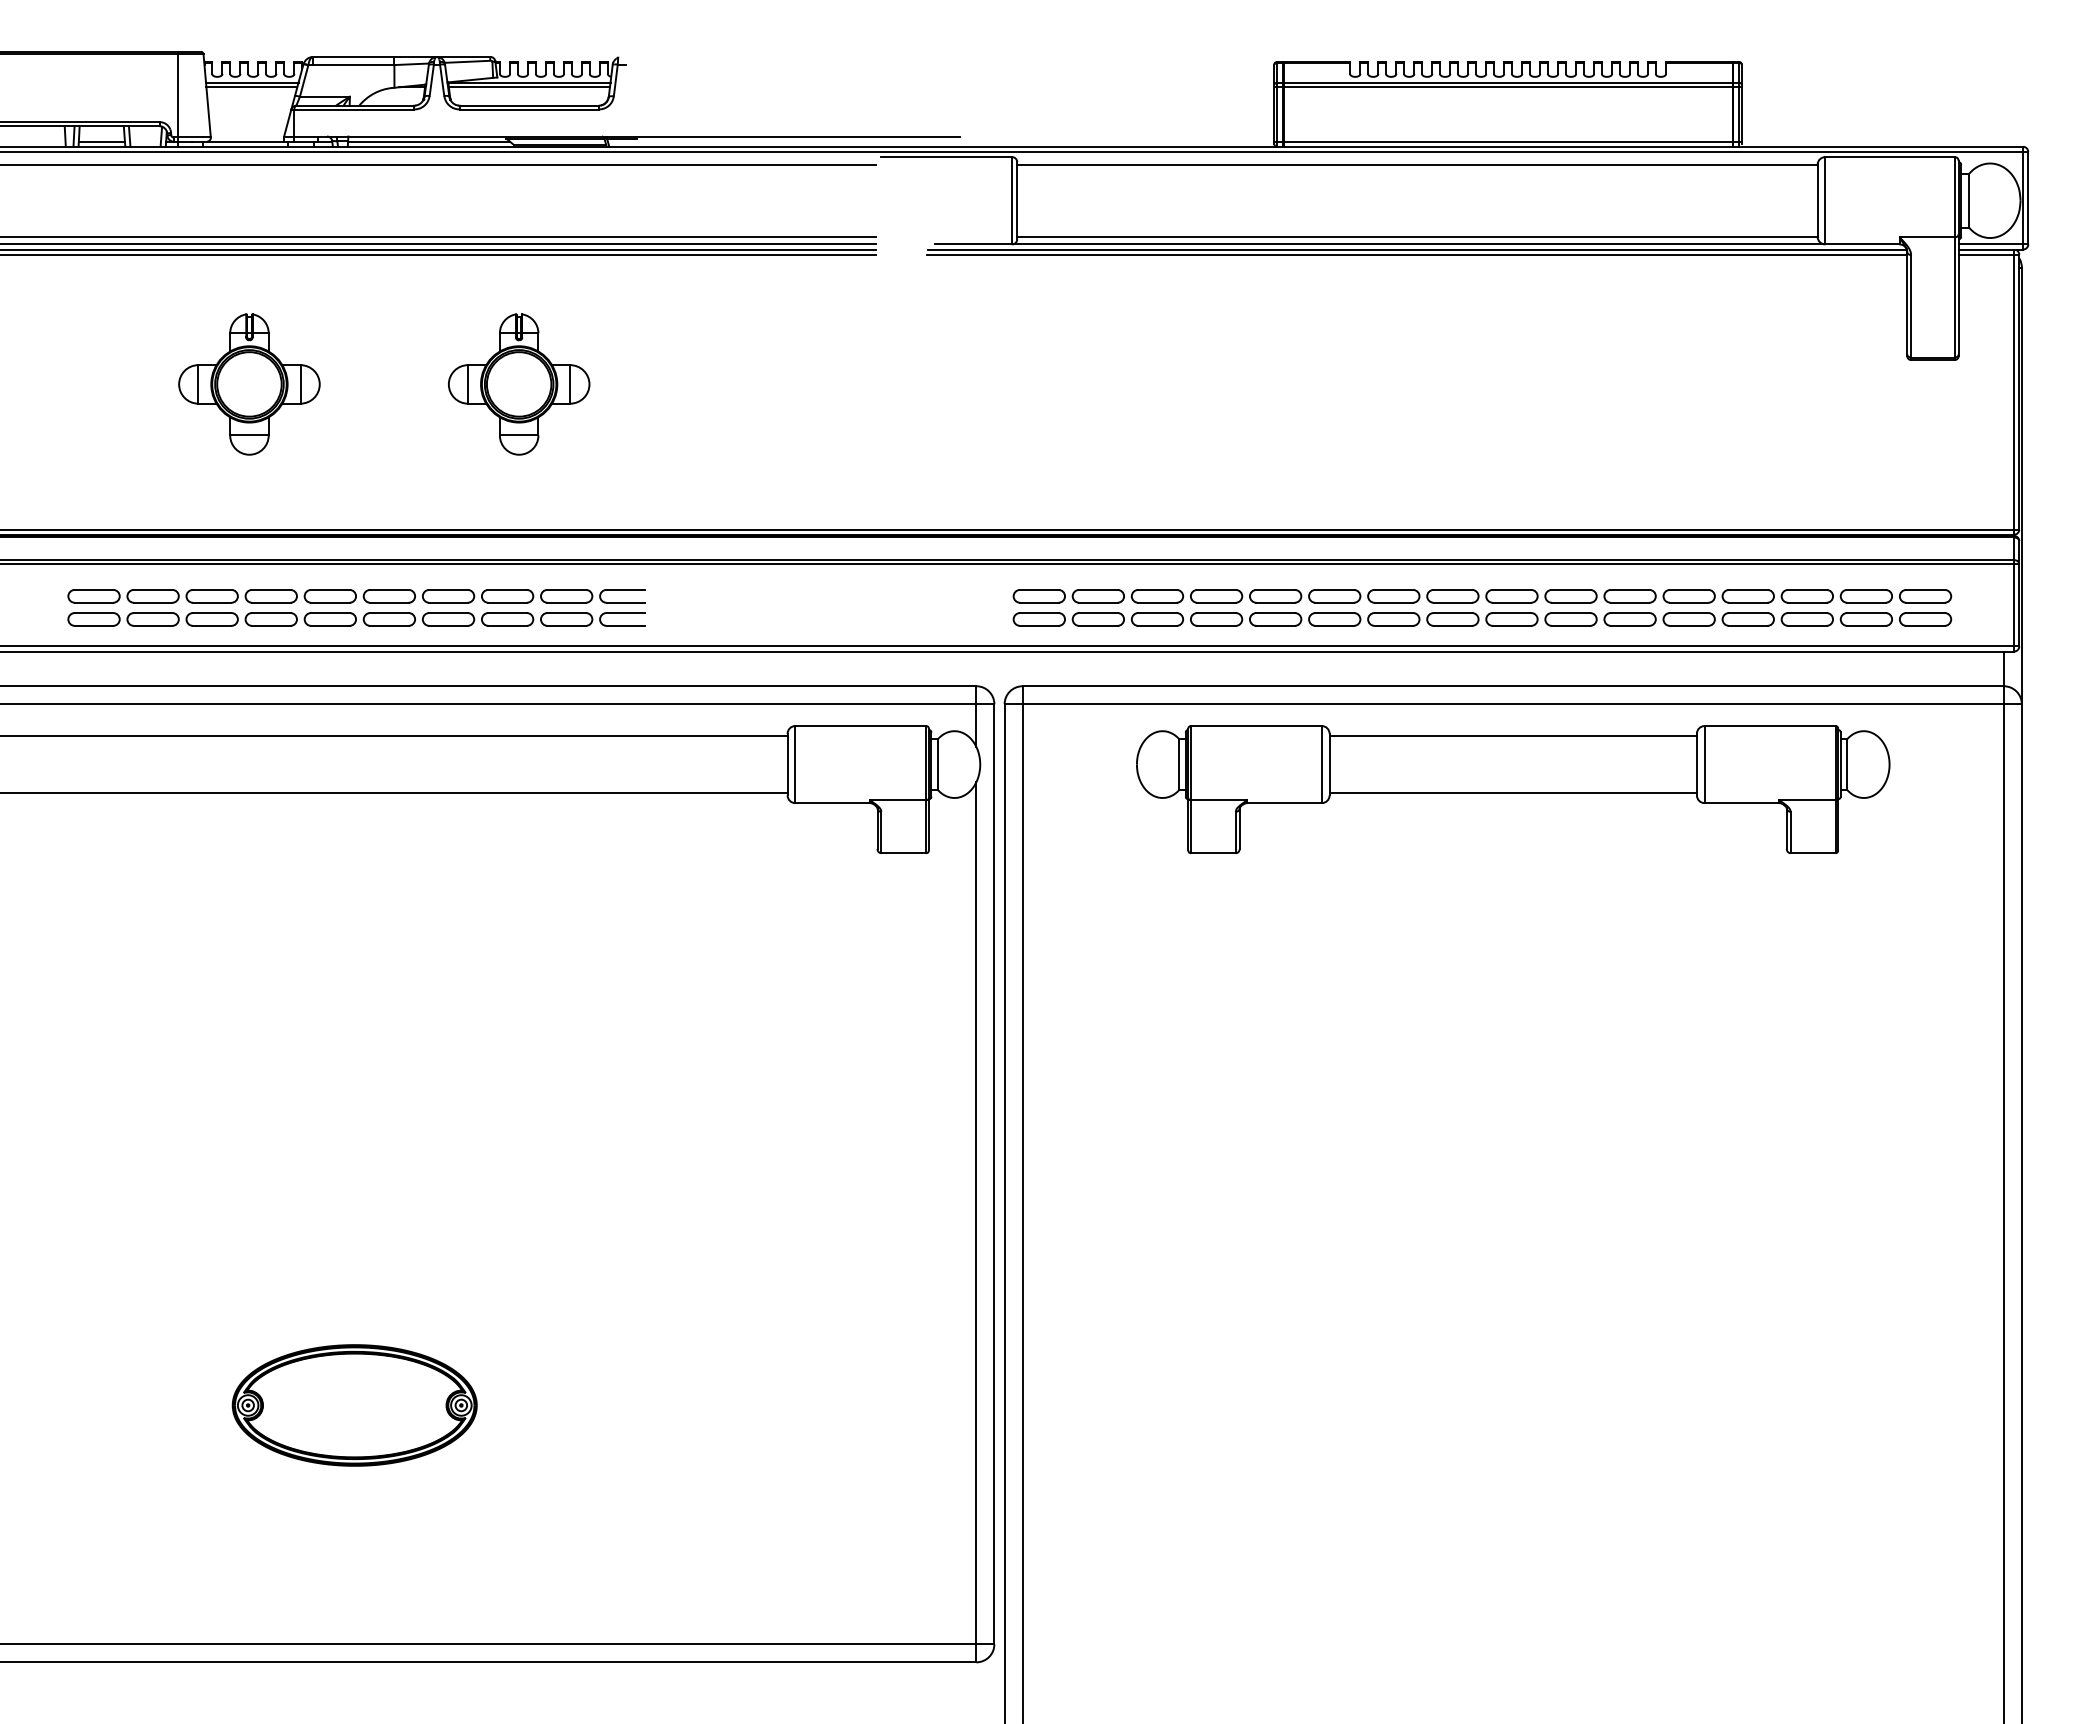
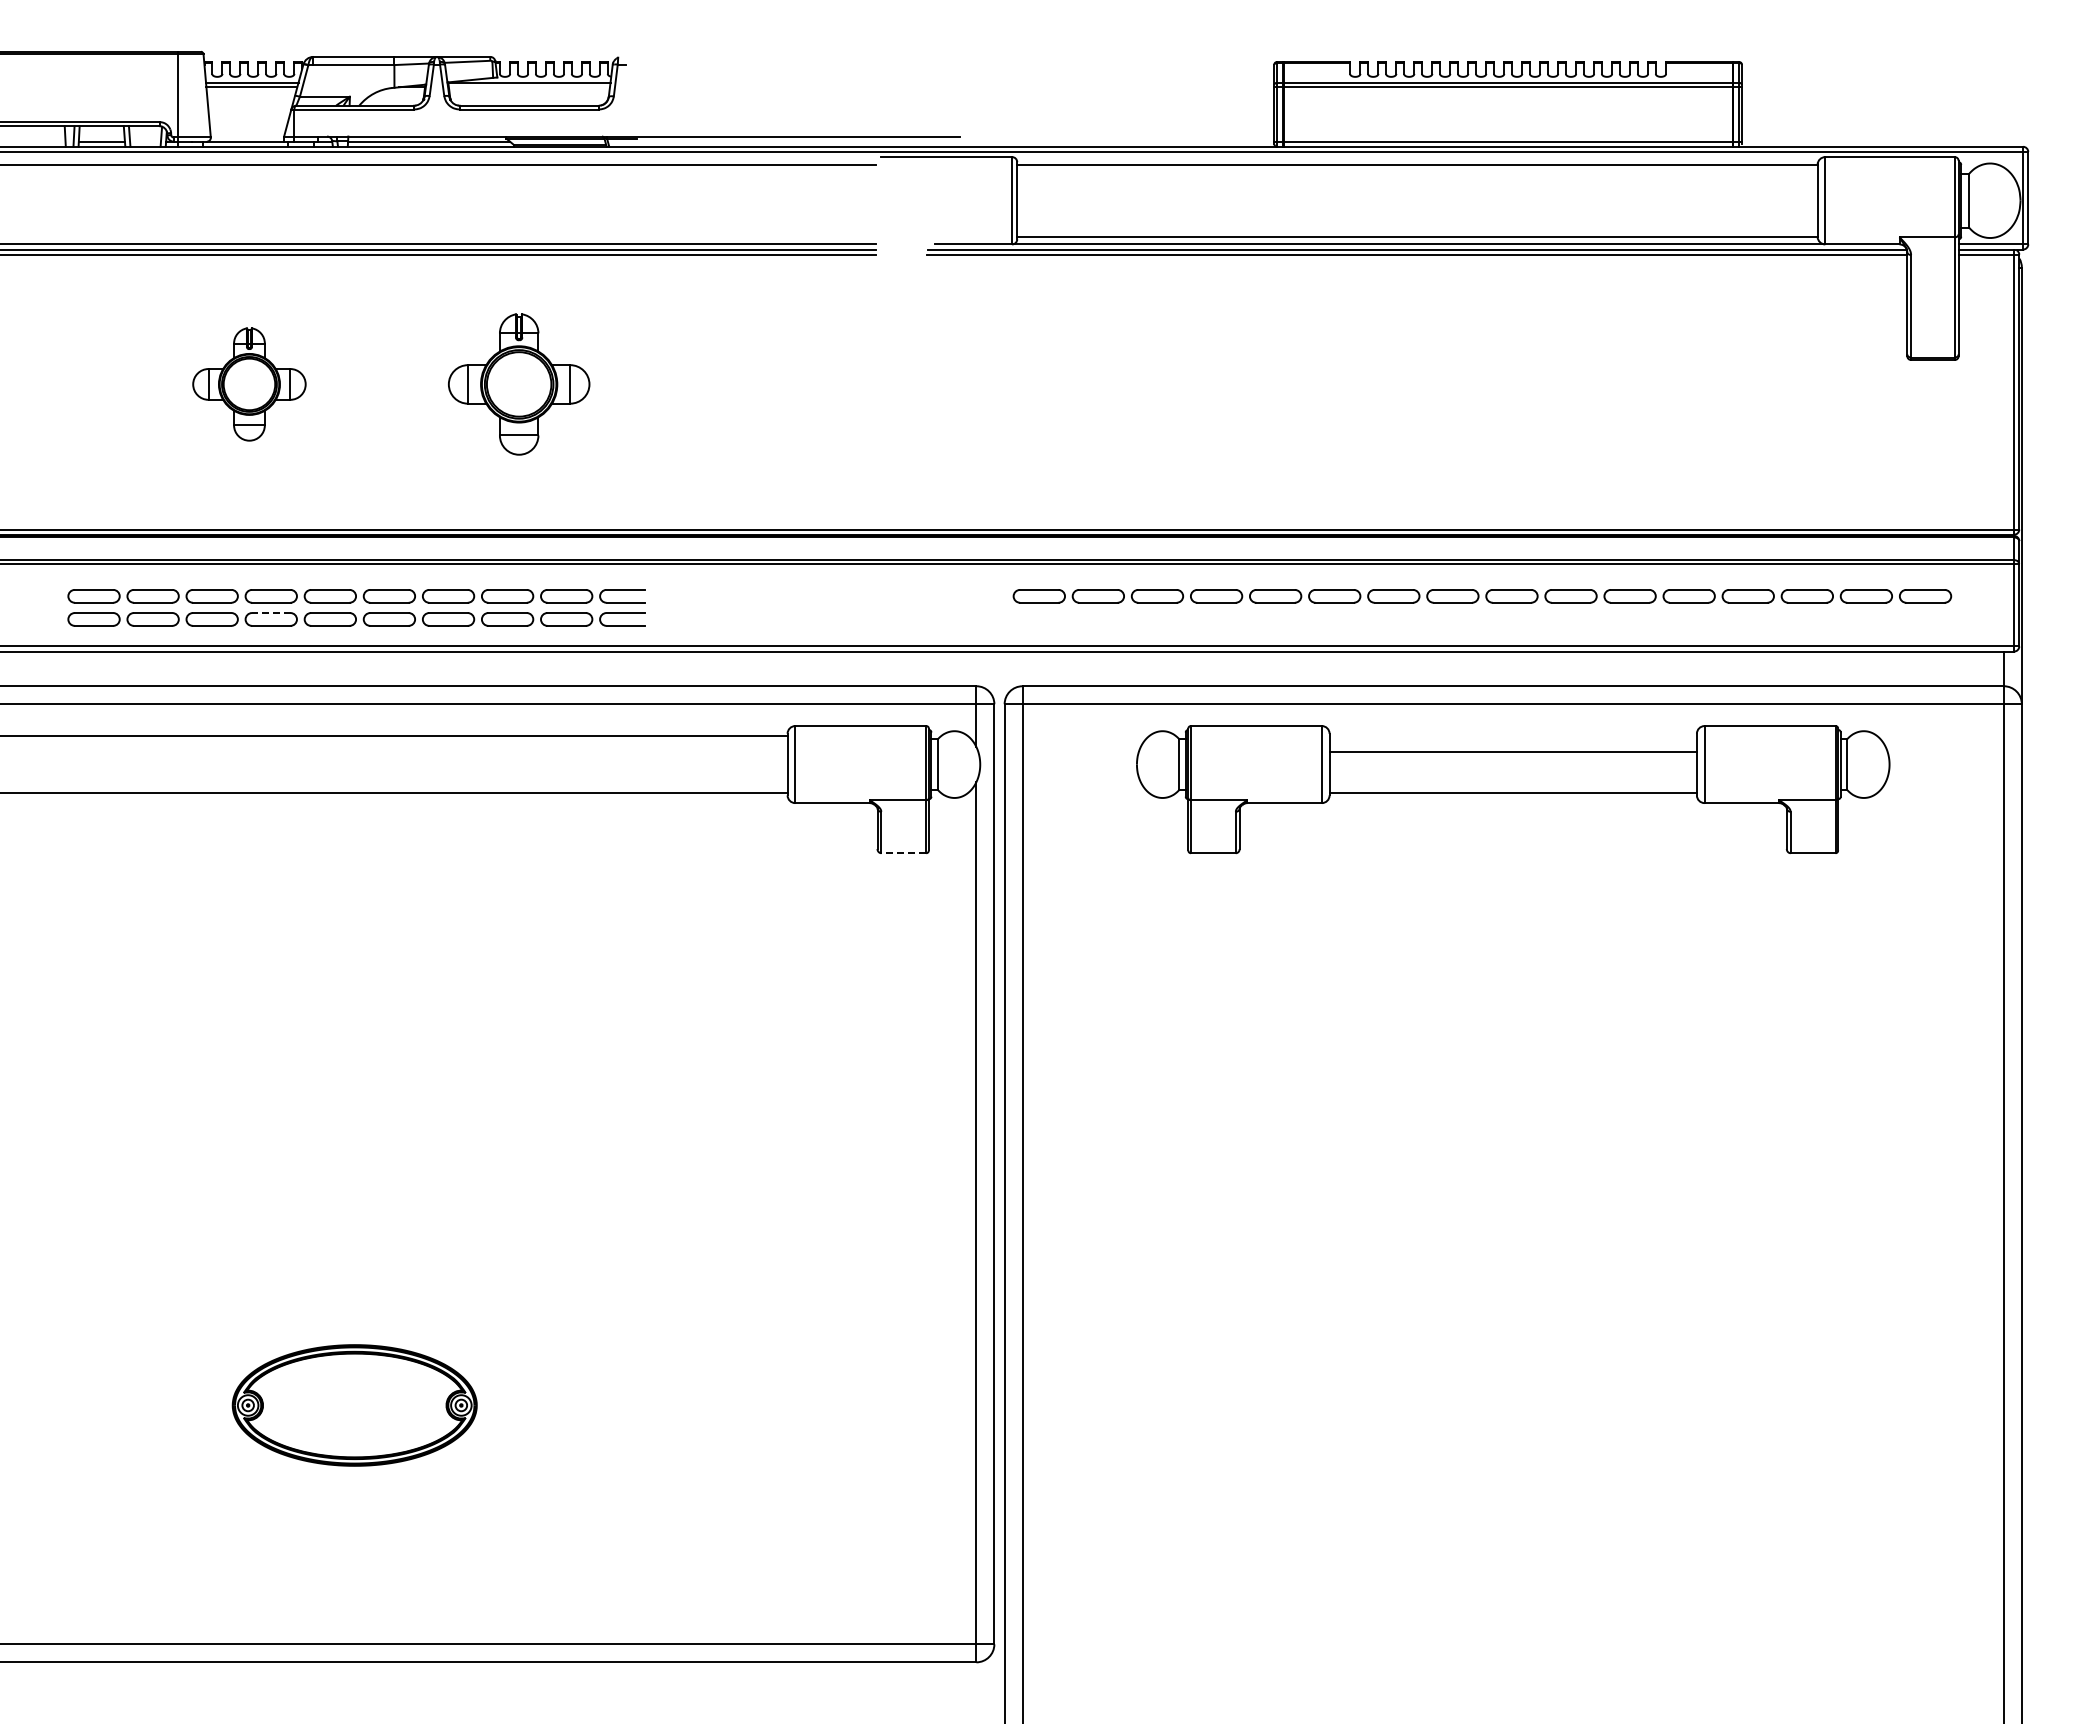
line: present -> none (528, 87)
line: present -> none (438, 236)
part size: 143x143 px -> 115x115 px (249, 384)
line: solid -> dashed (270, 613)
part: present -> none (1482, 619)
line position: (1512, 736) -> (1512, 752) (1512, 752)
line: solid -> dashed (903, 853)
